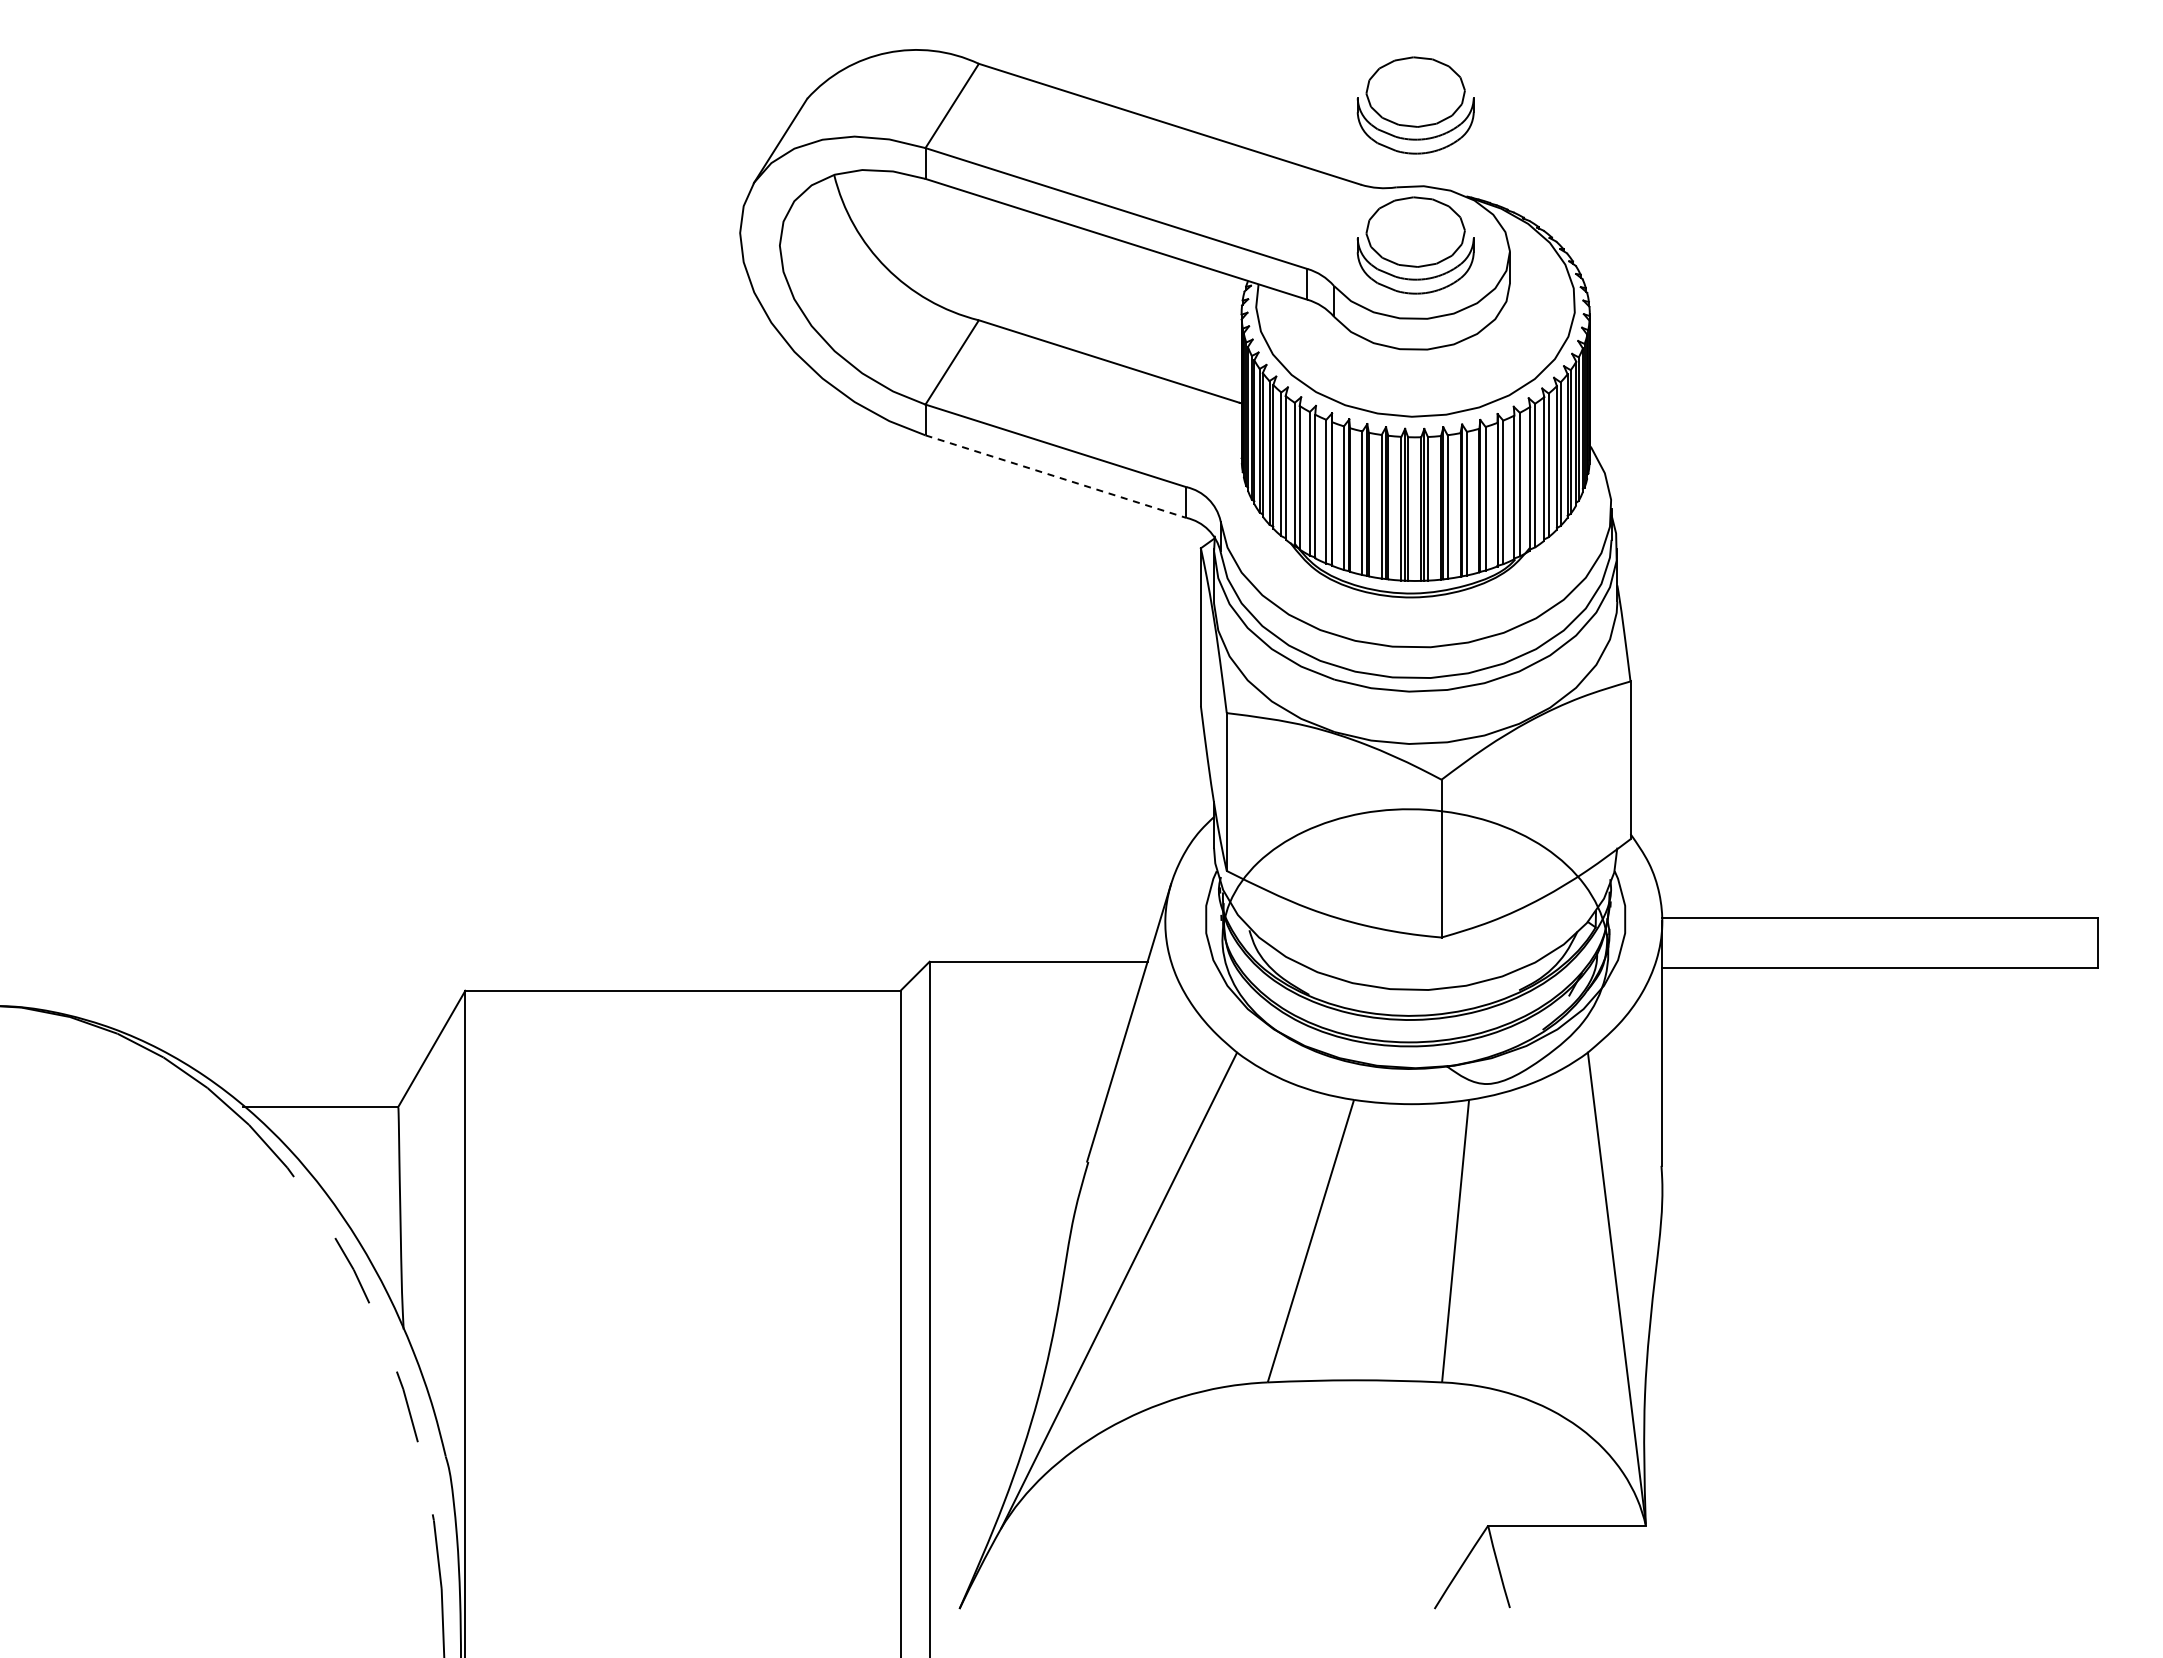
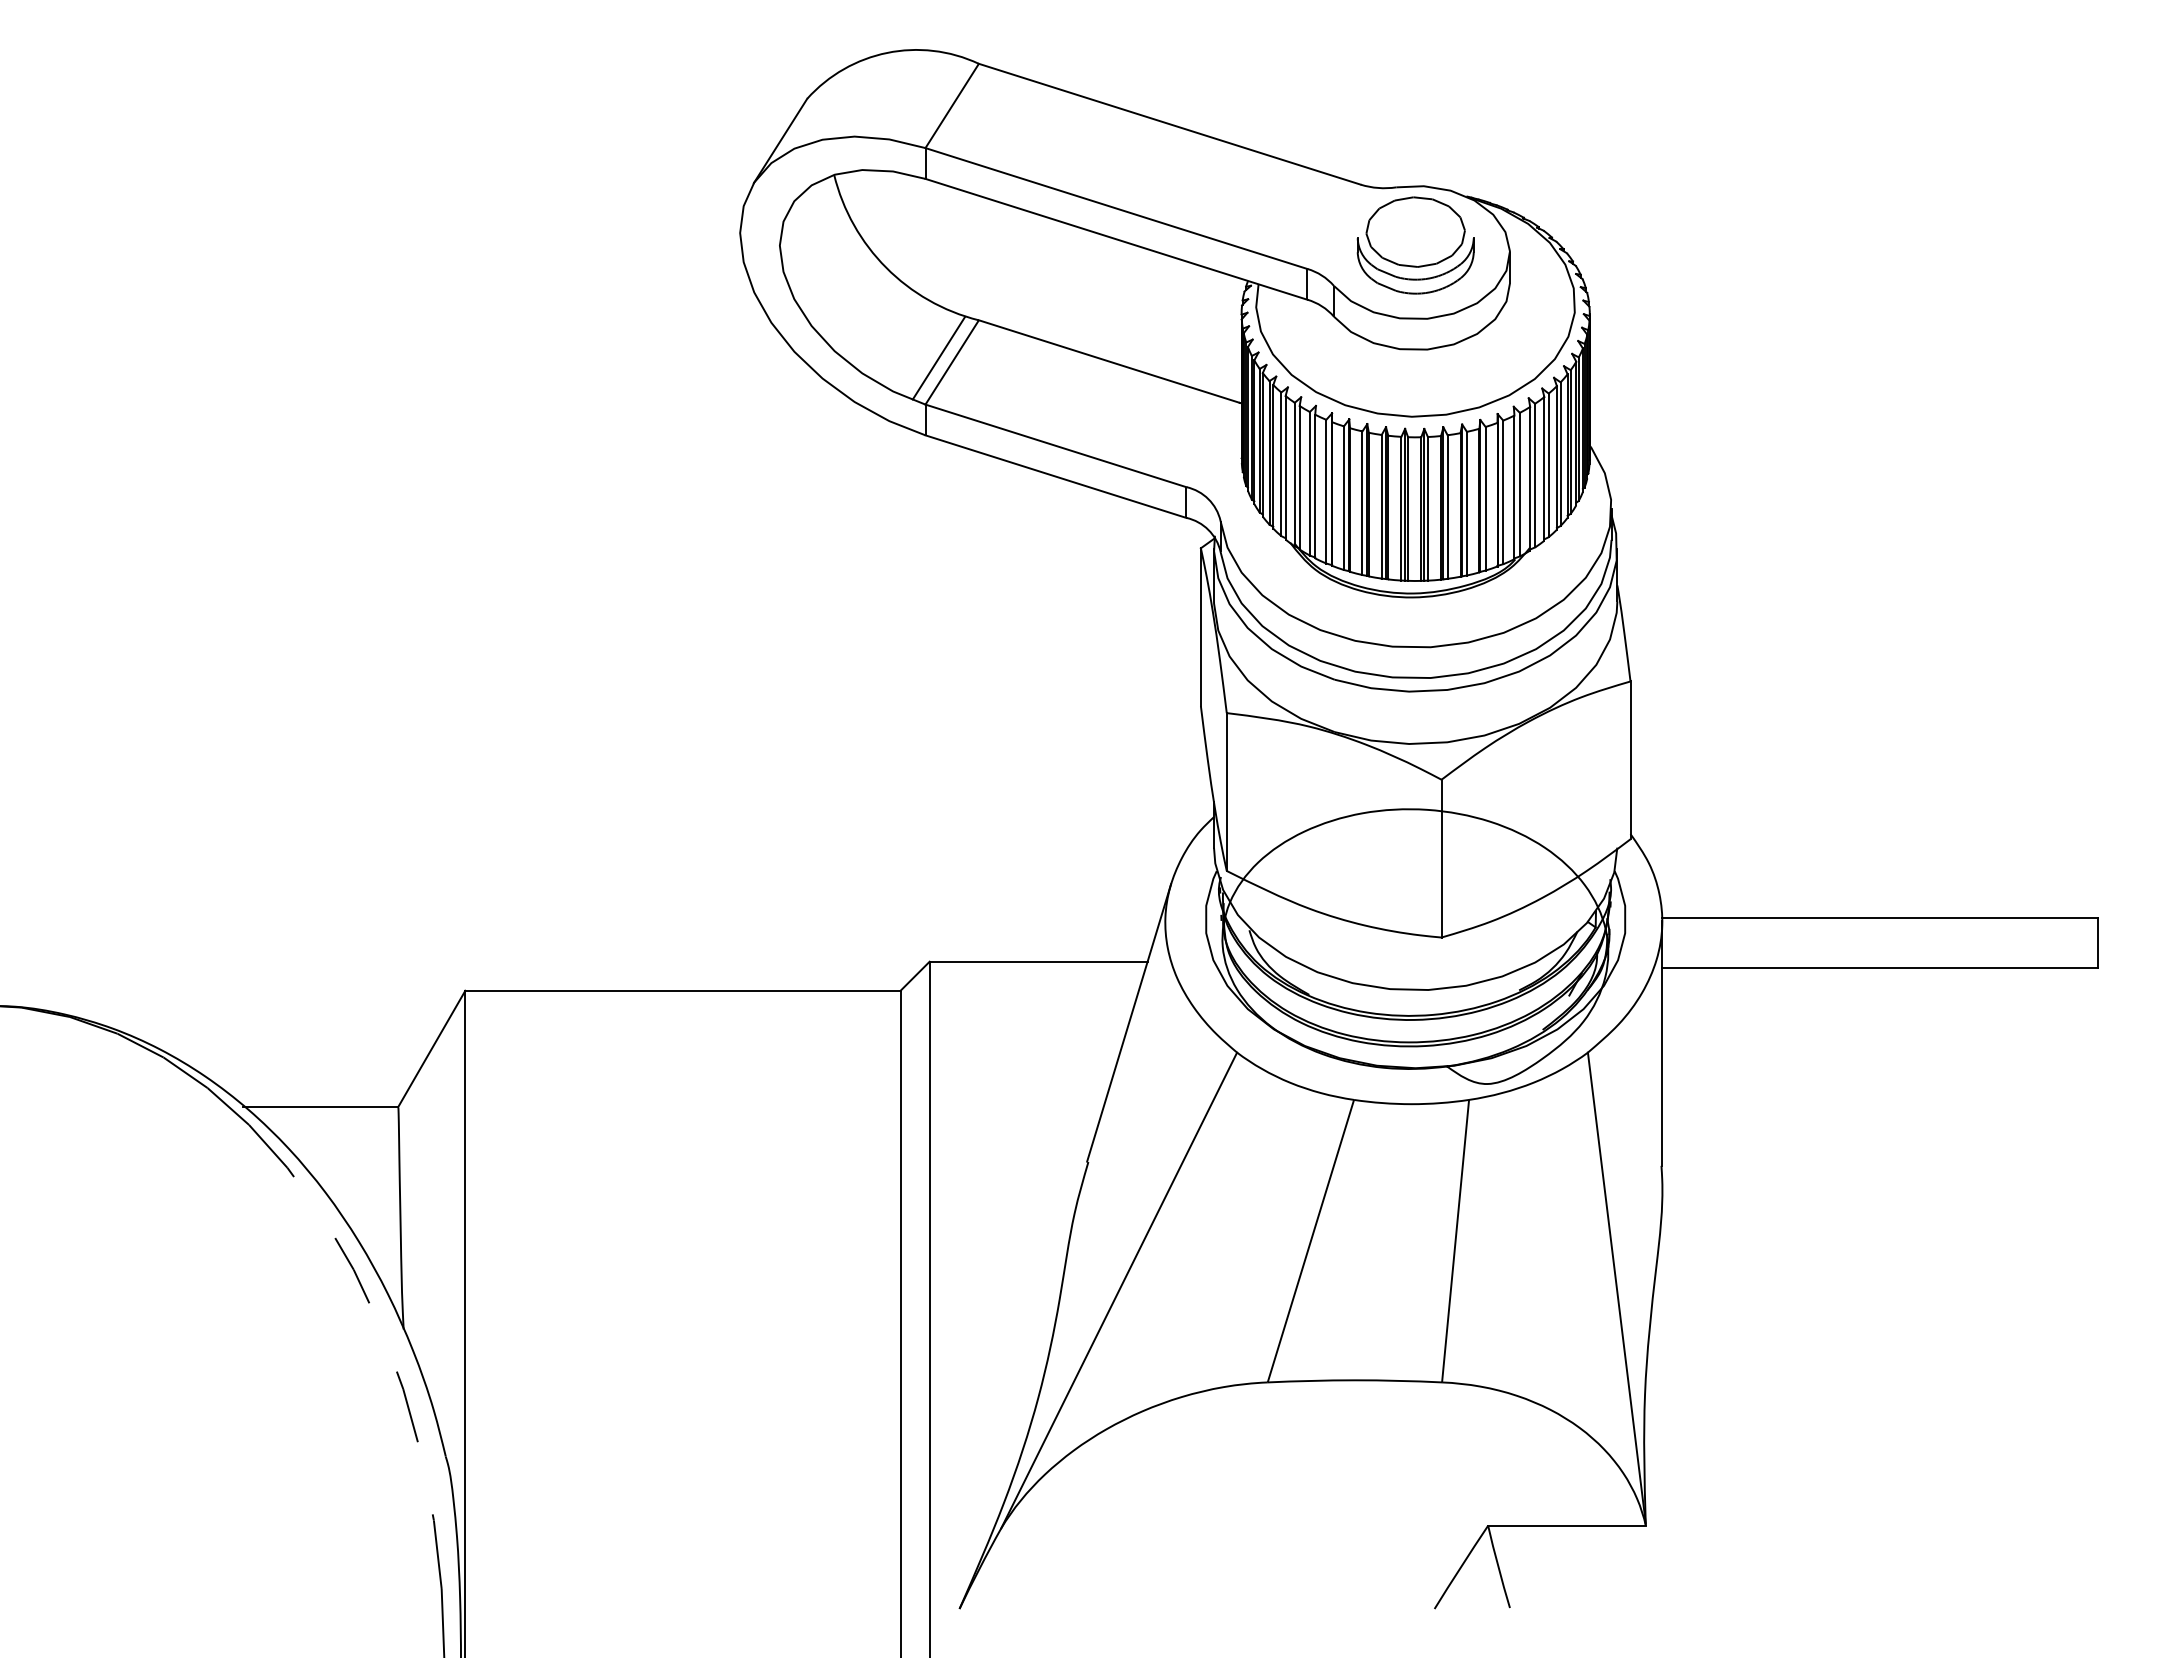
part: present -> none (1415, 105)
line: none -> present (938, 358)
line: dashed -> solid (1055, 476)
